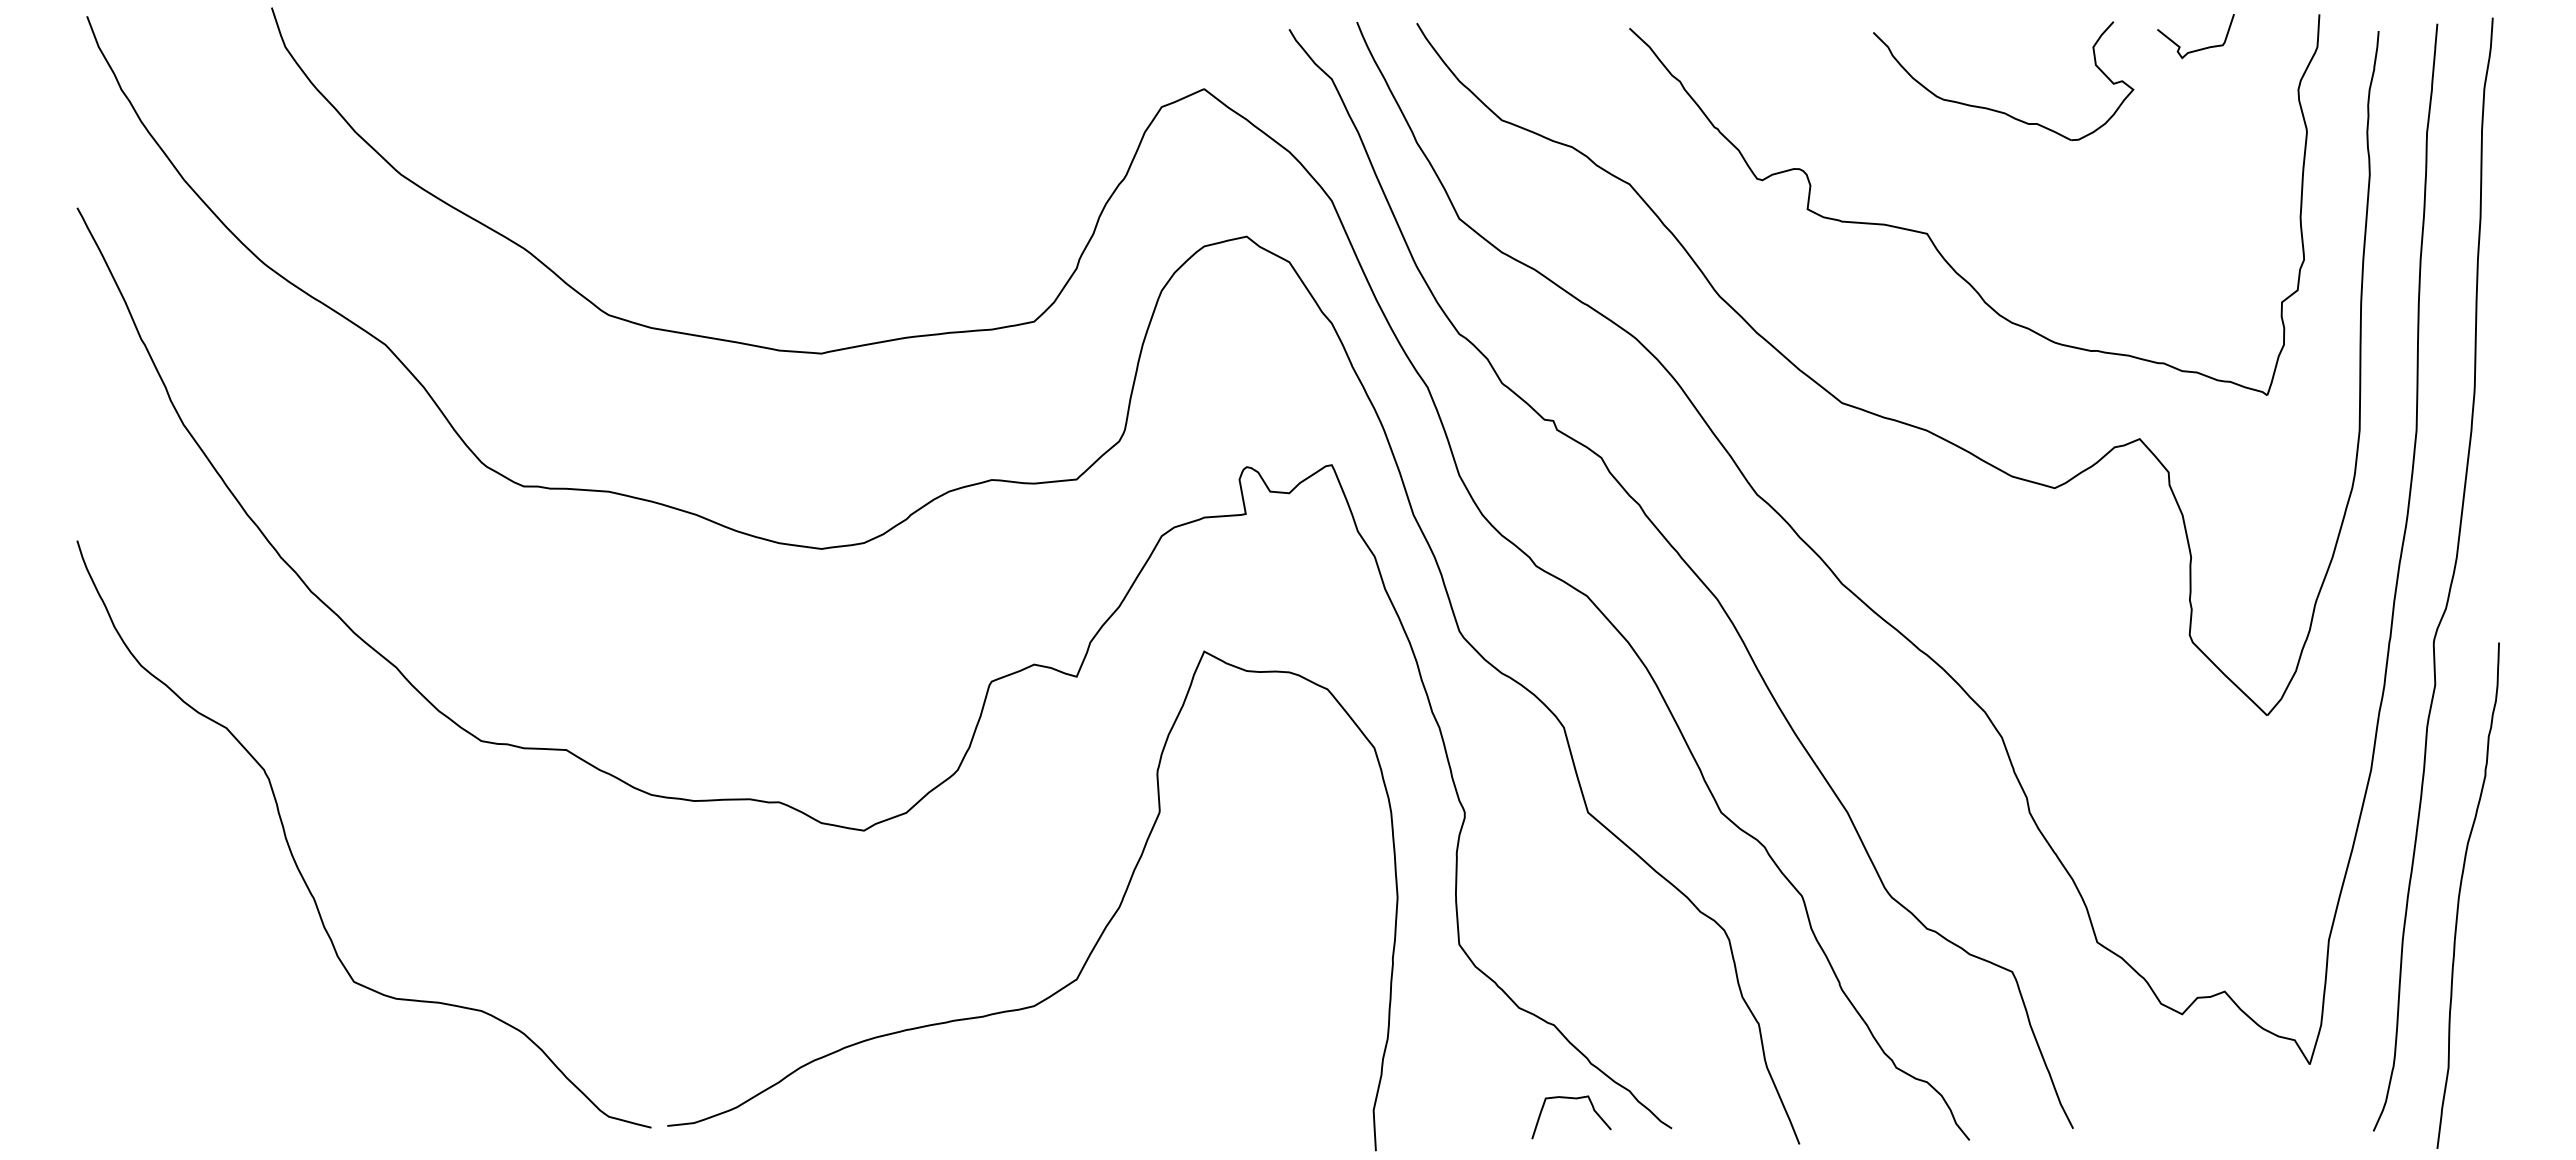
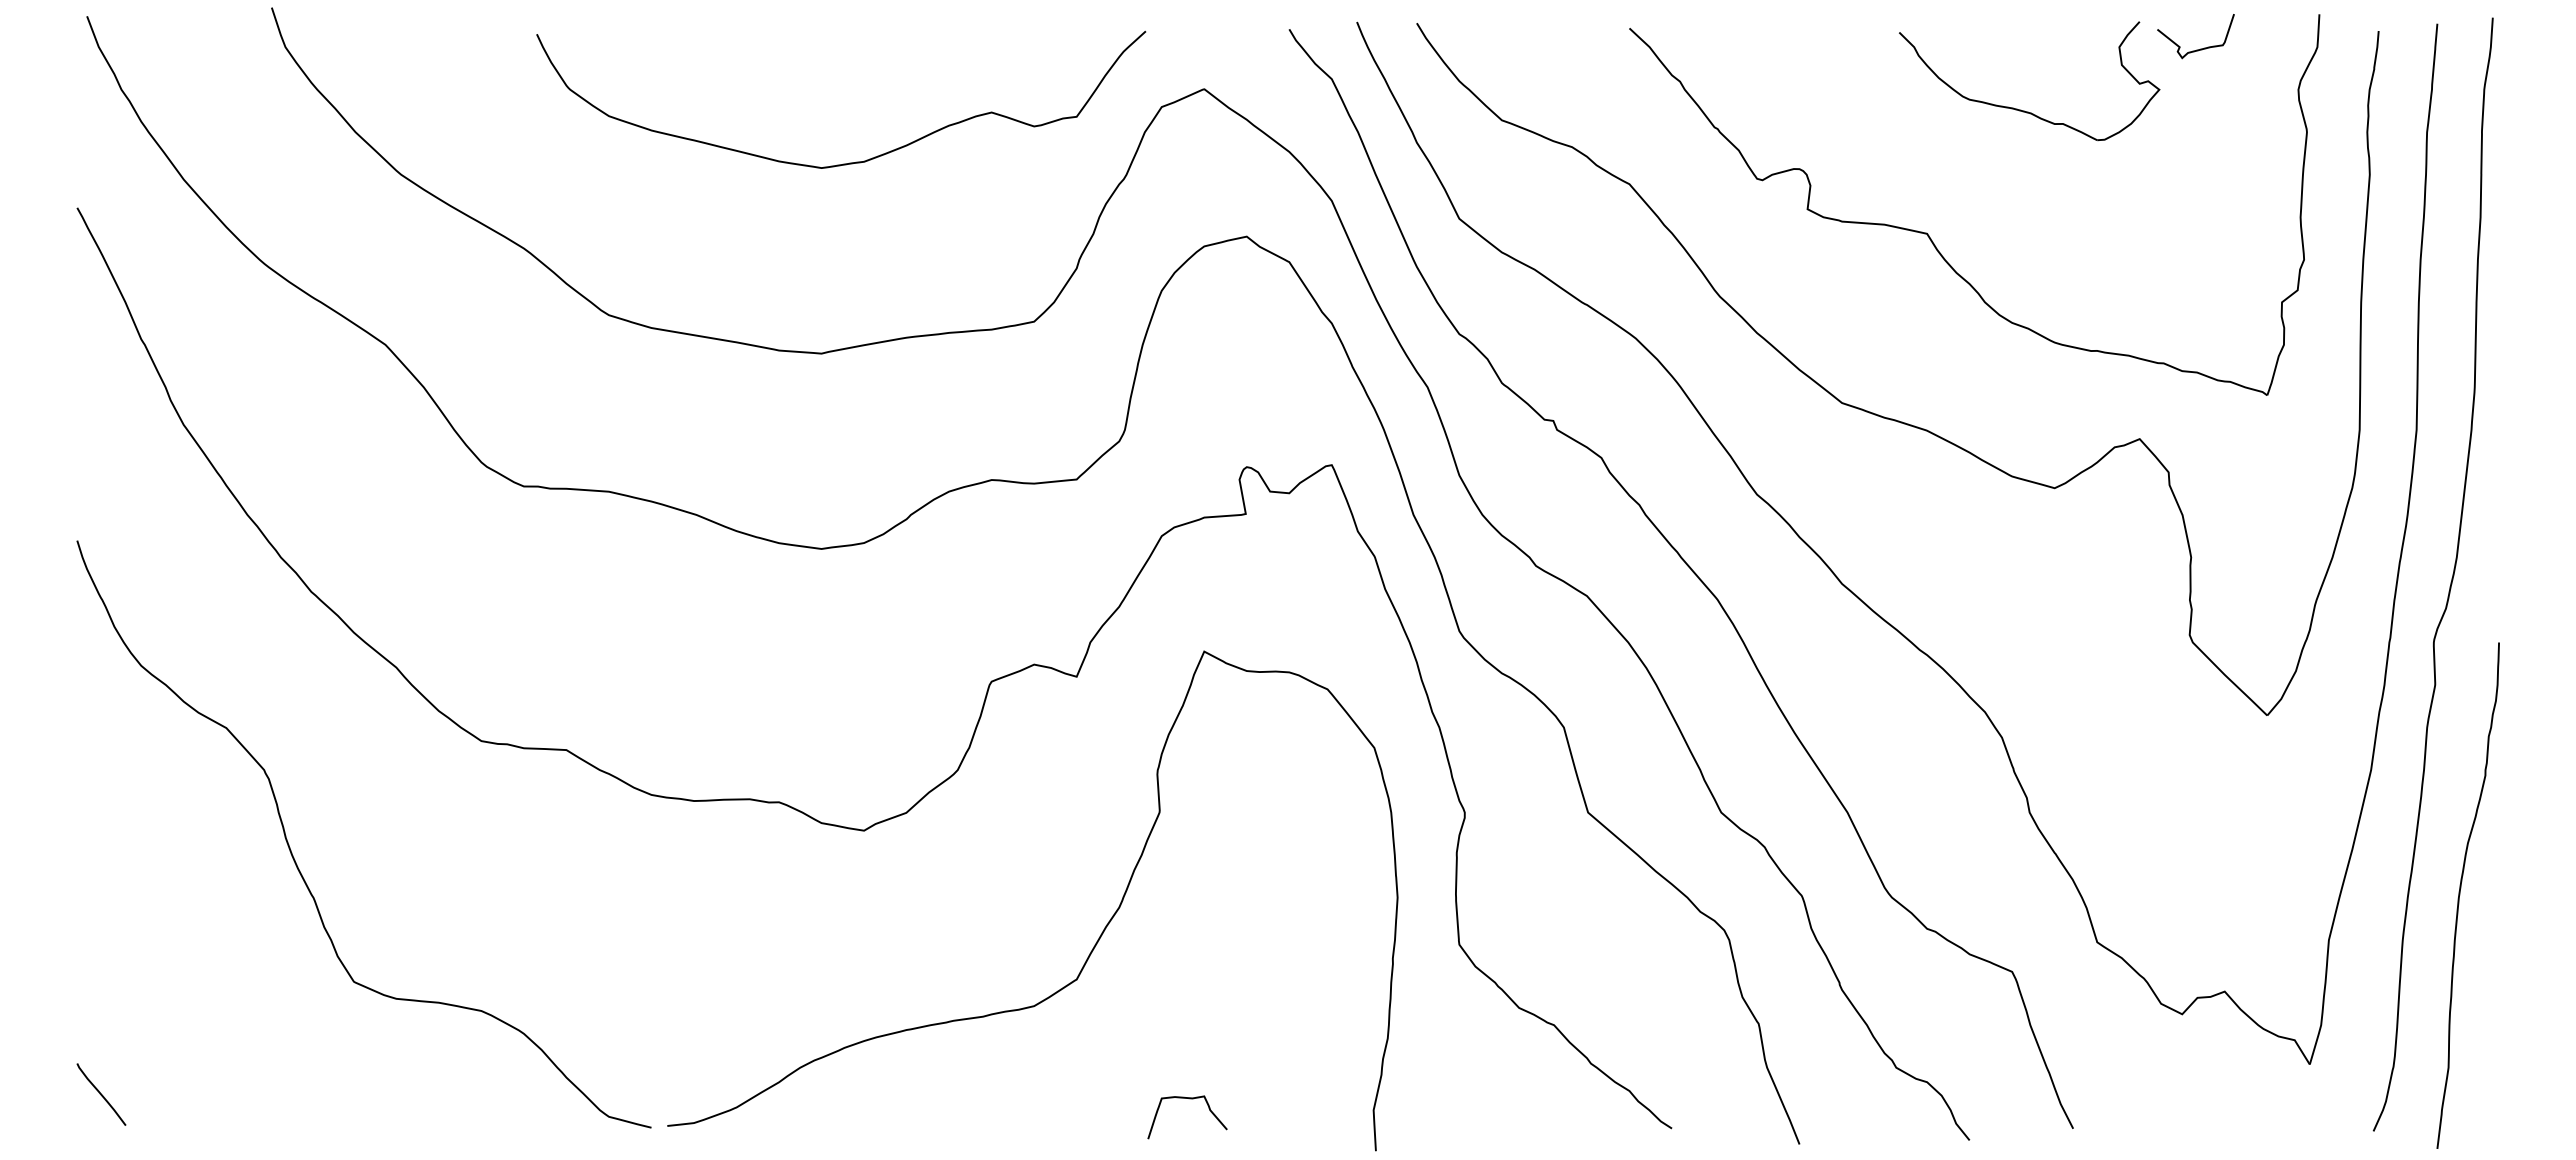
part position: (1995, 109) -> (2021, 109) (2021, 109)
curve: none -> present (849, 162)
curve: none -> present (101, 1094)
curve position: (1573, 1099) -> (1189, 1099) (1189, 1099)
